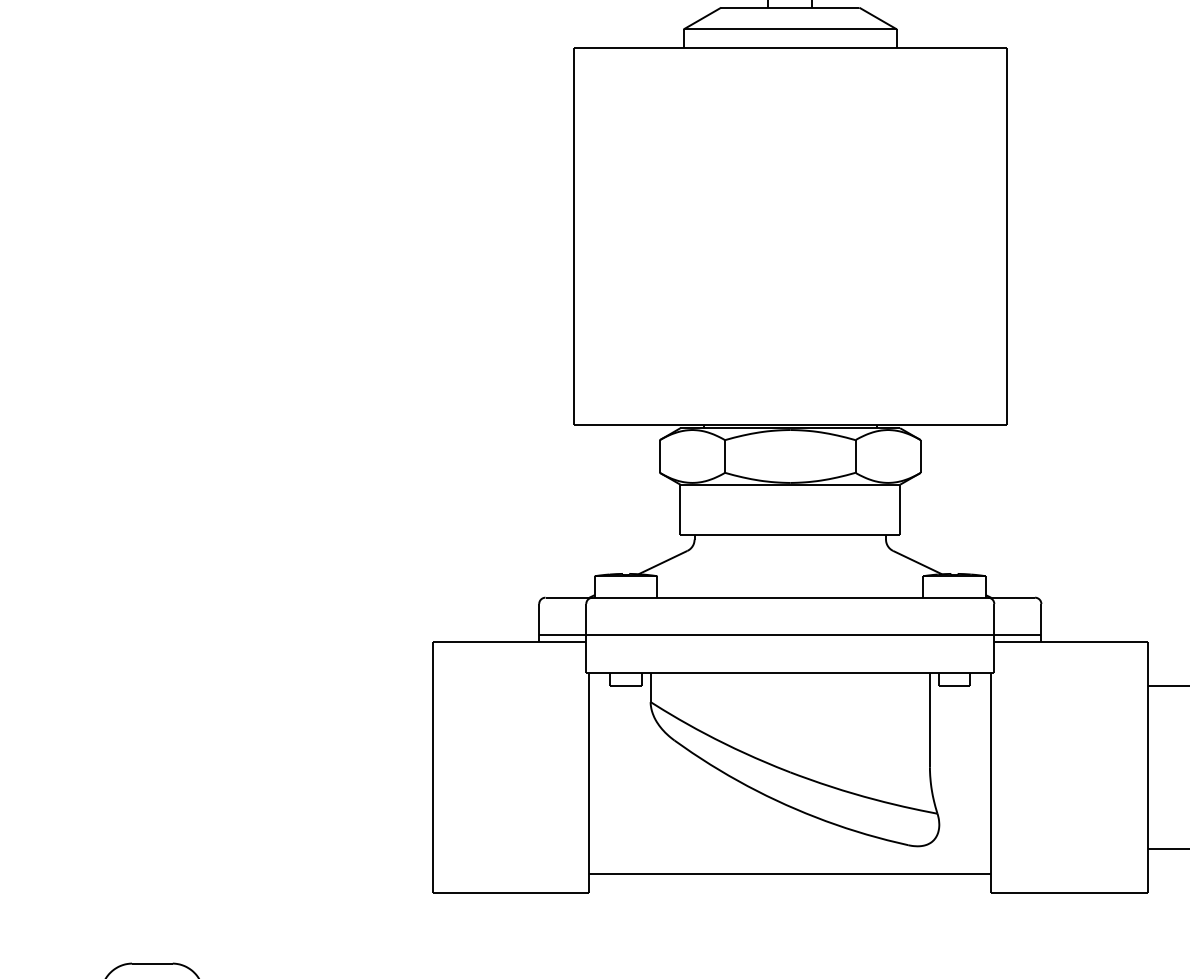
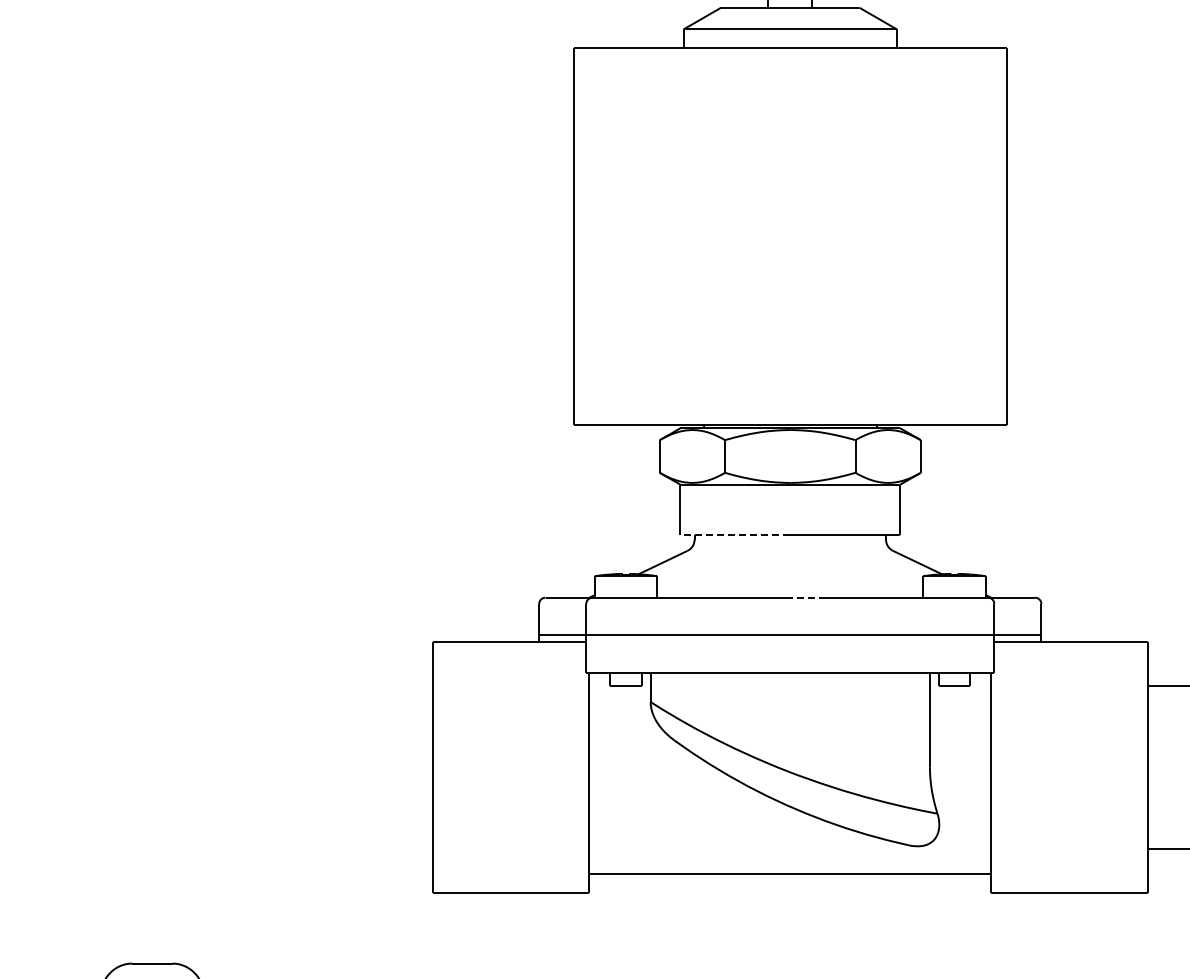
line: solid -> dashed (735, 534)
line: solid -> dashed (807, 597)
